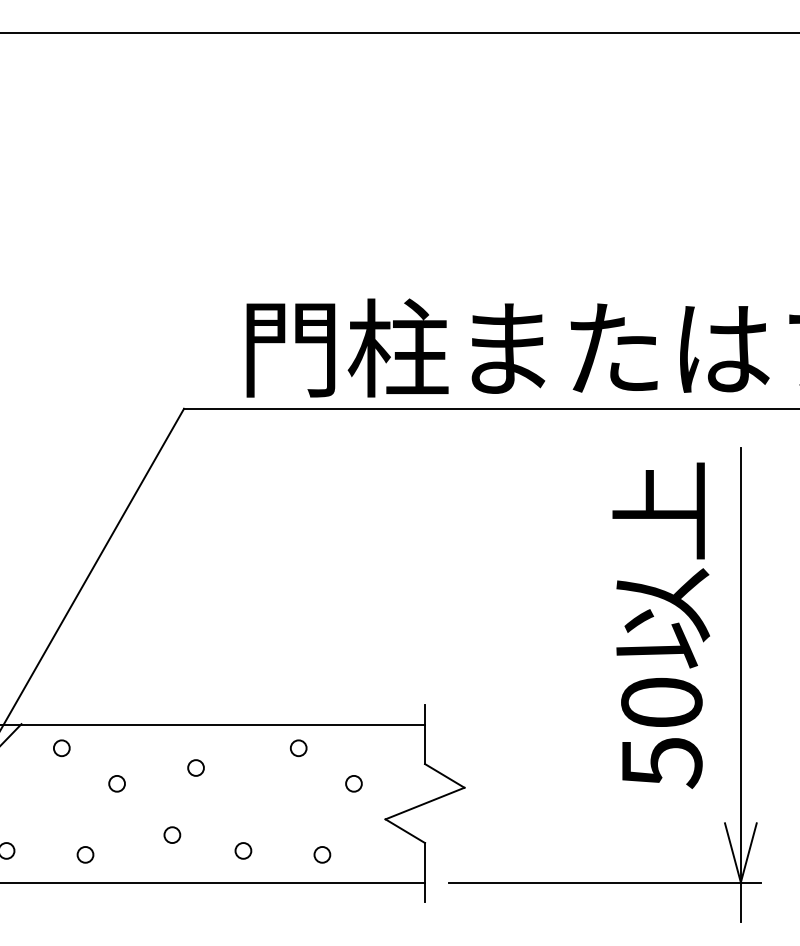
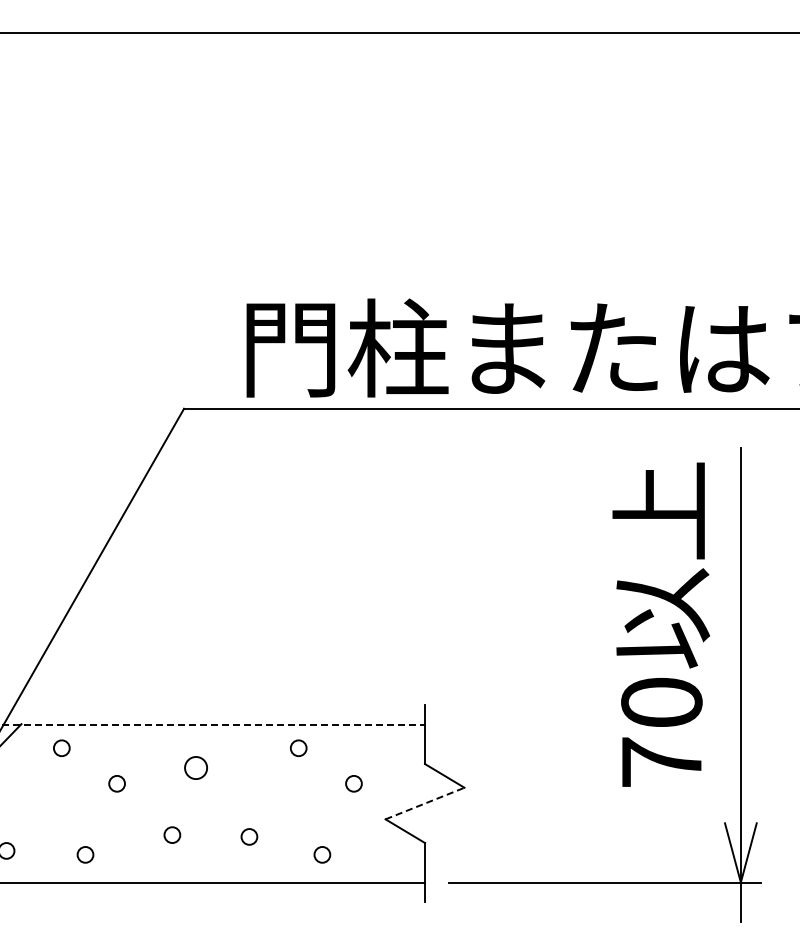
line: solid -> dashed (213, 724)
text: 50 -> 70 (662, 762)
circle size: 18x18 px -> 24x24 px (195, 767)
line: solid -> dashed (425, 803)
circle position: (243, 850) -> (249, 836) (249, 836)
